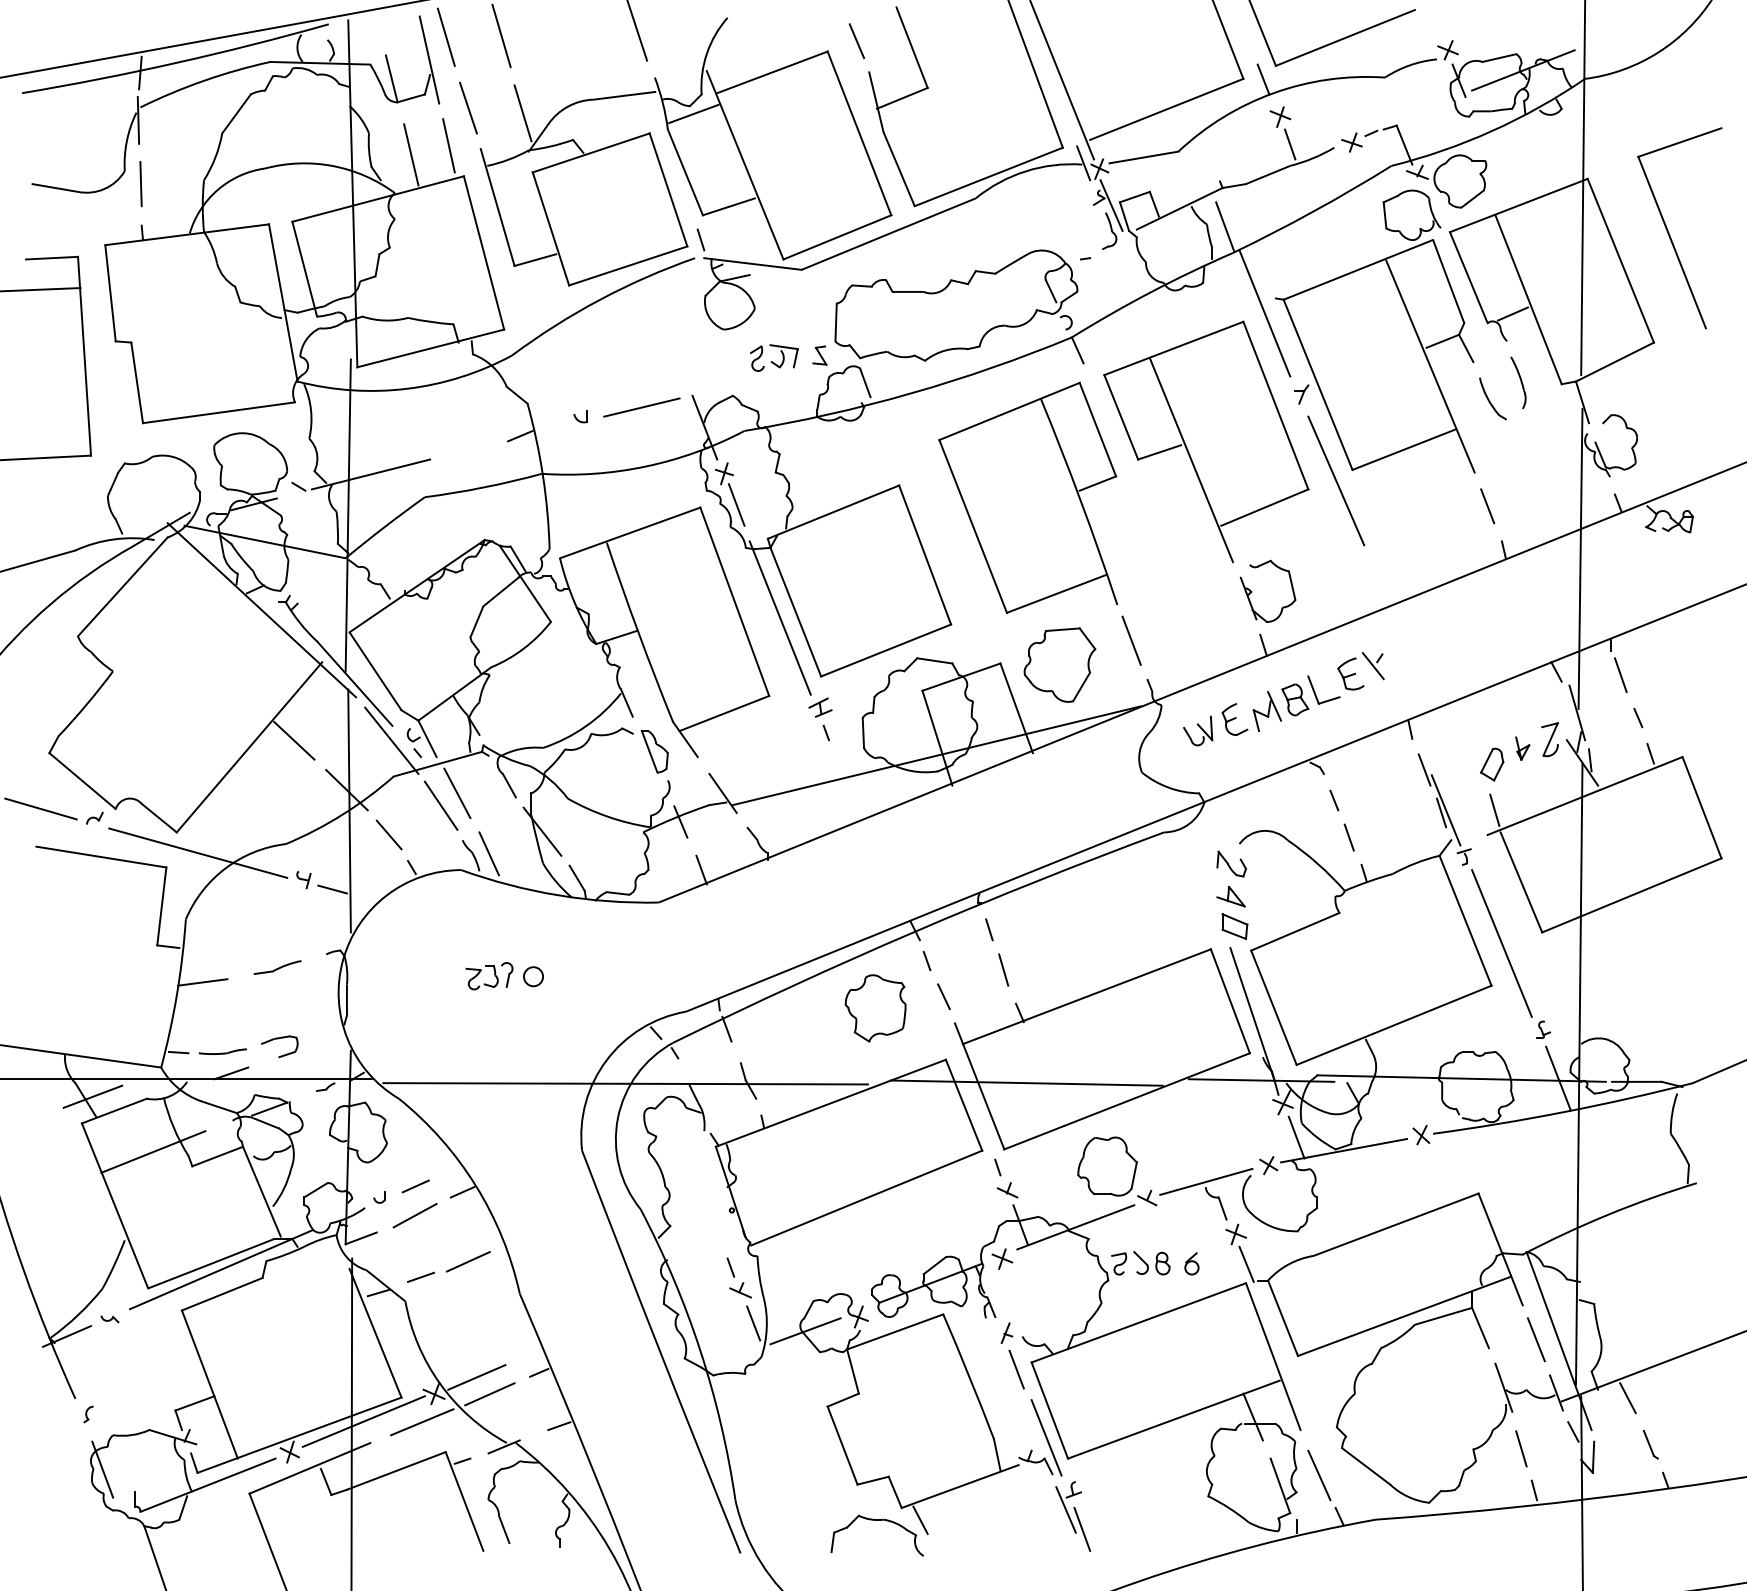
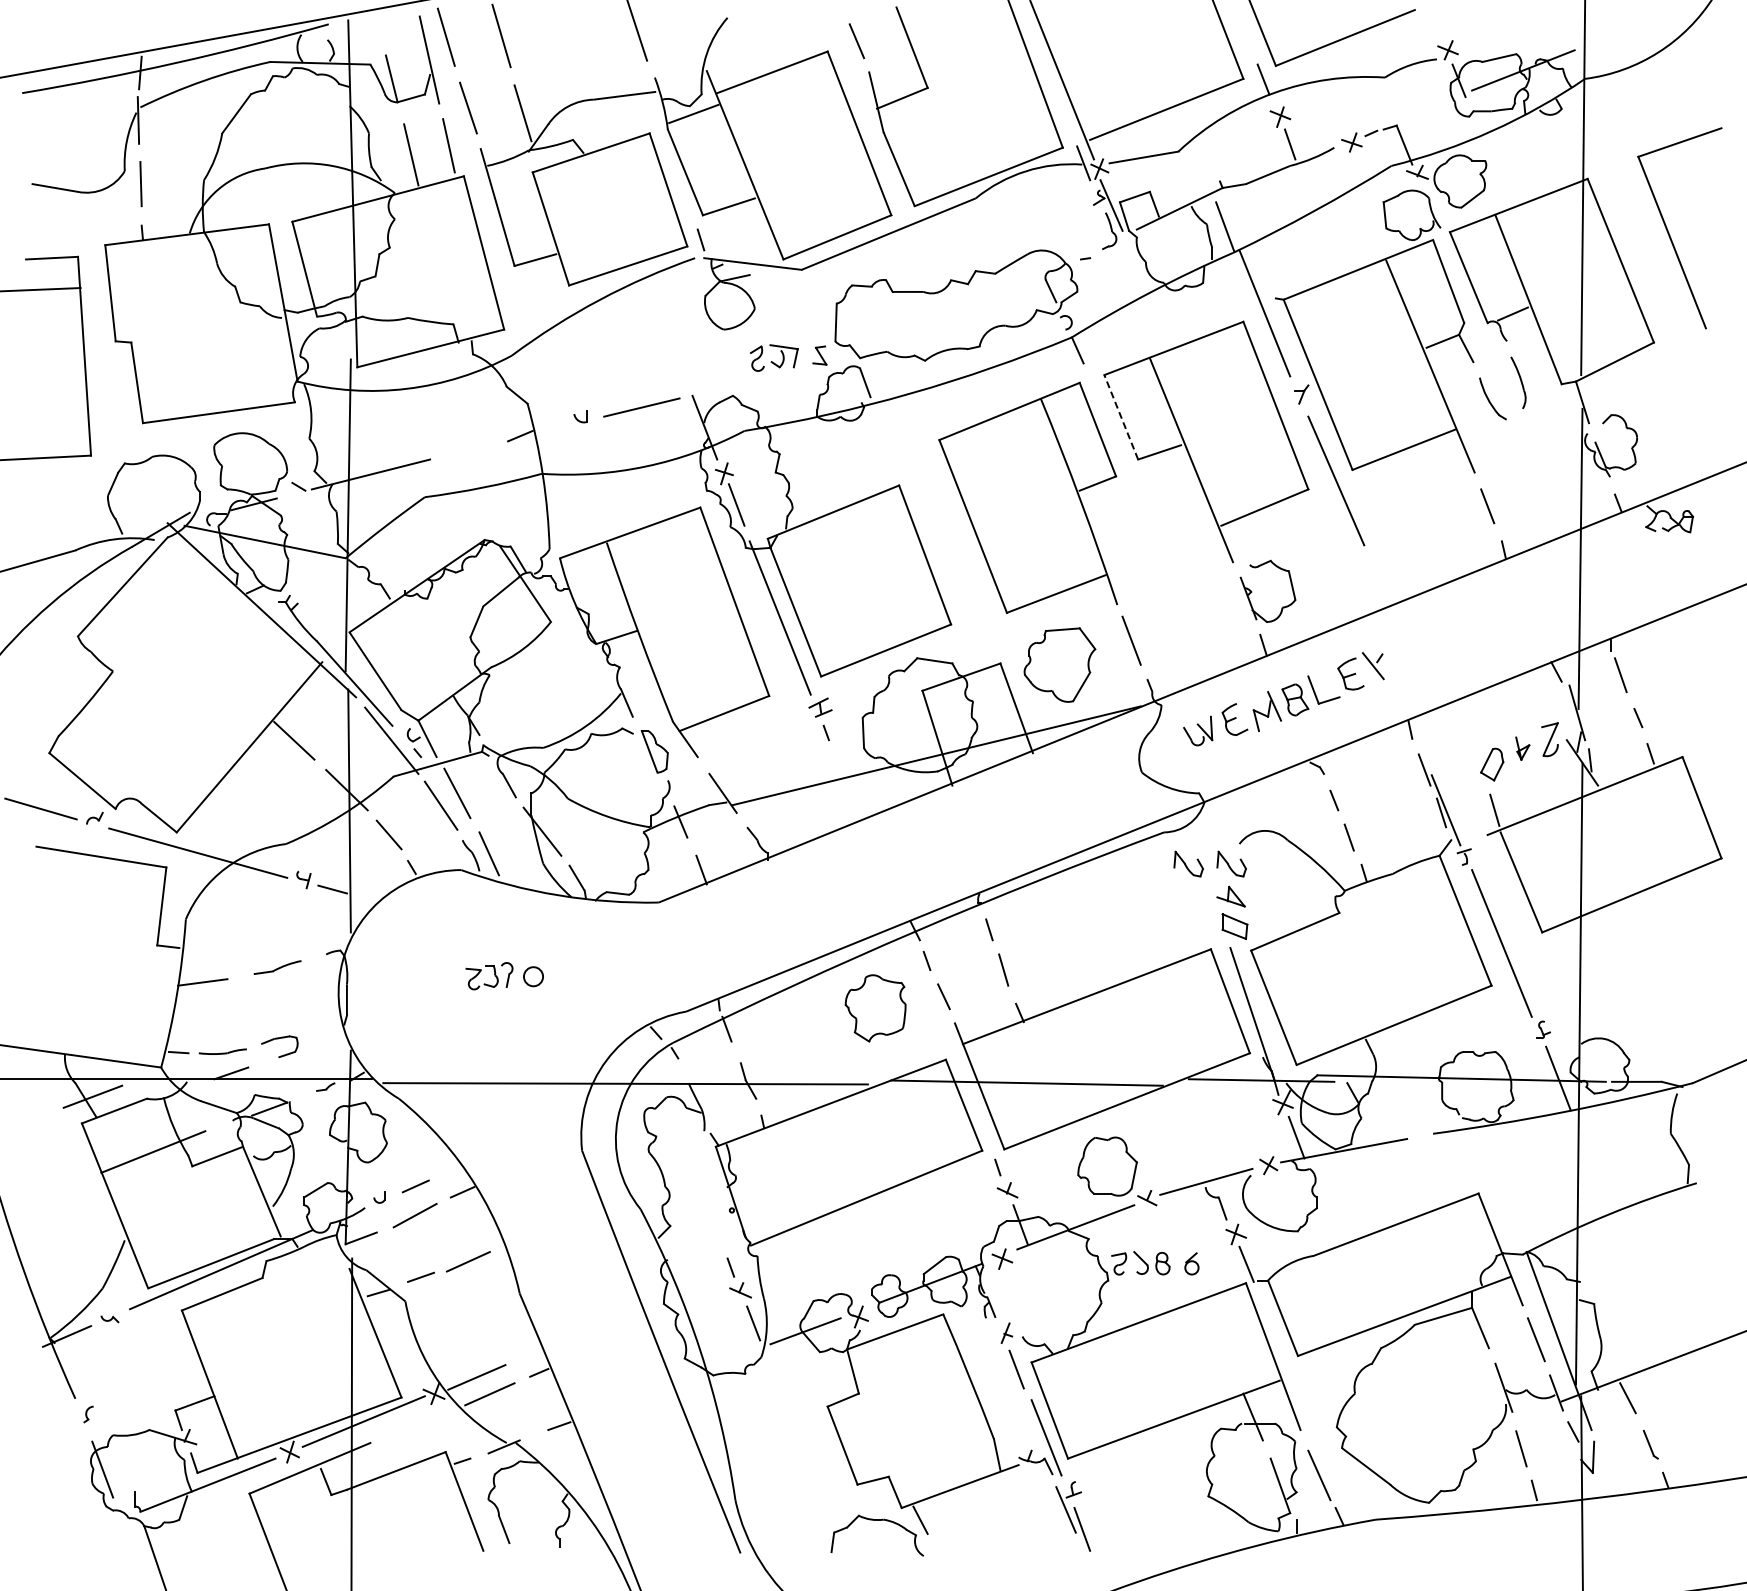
line: solid -> dashed (1121, 416)
part: none -> present (1188, 863)
part: present -> none (1421, 1135)
line: present -> none (422, 1422)
